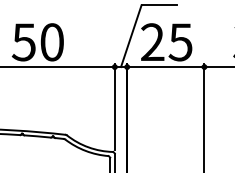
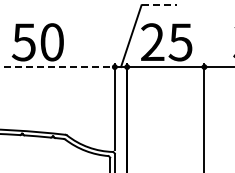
line: solid -> dashed (159, 5)
line: solid -> dashed (58, 67)
